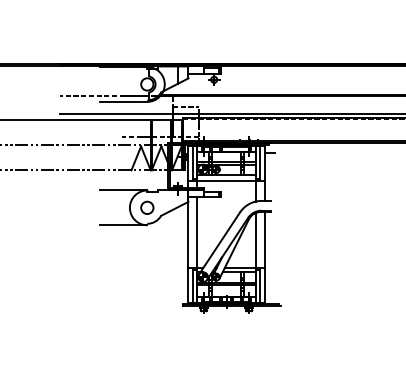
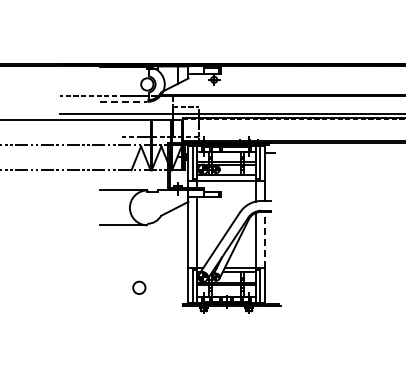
line: solid -> dashed (123, 101)
circle position: (147, 207) -> (139, 287) (139, 287)
line: solid -> dashed (264, 239)
